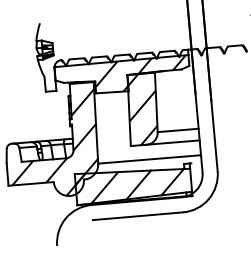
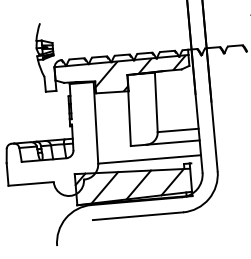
hatch: present -> none (142, 109)
hatch: present -> none (54, 142)
